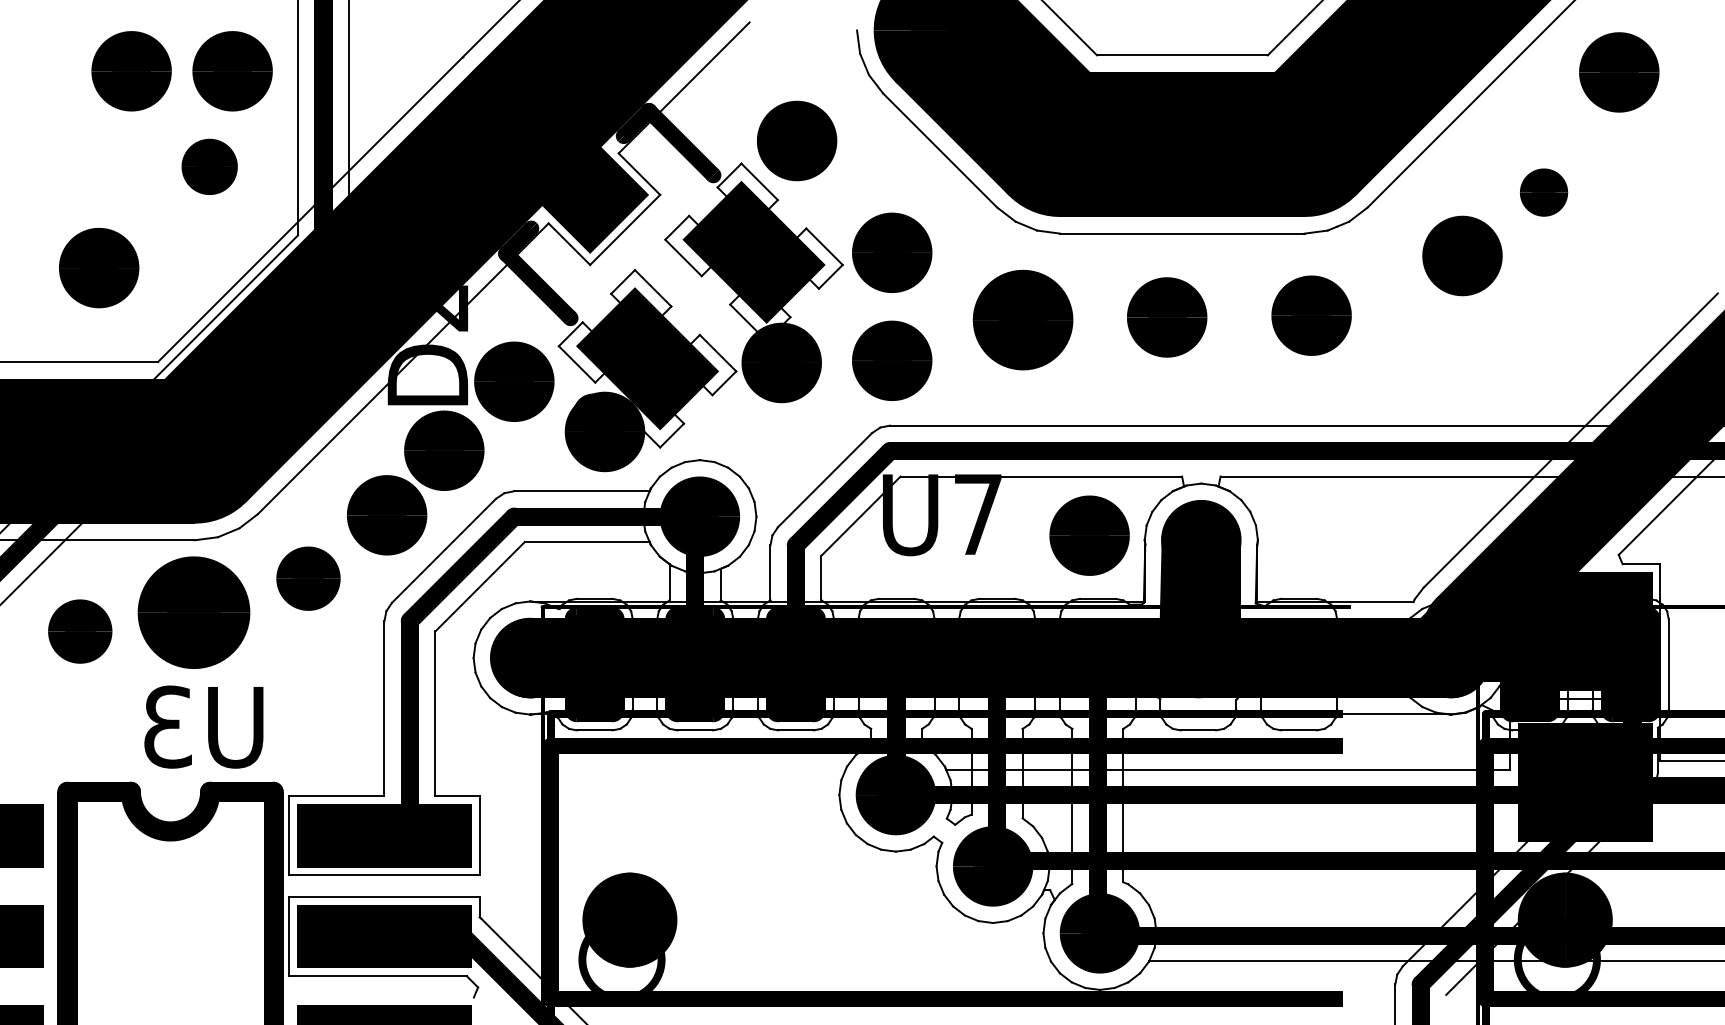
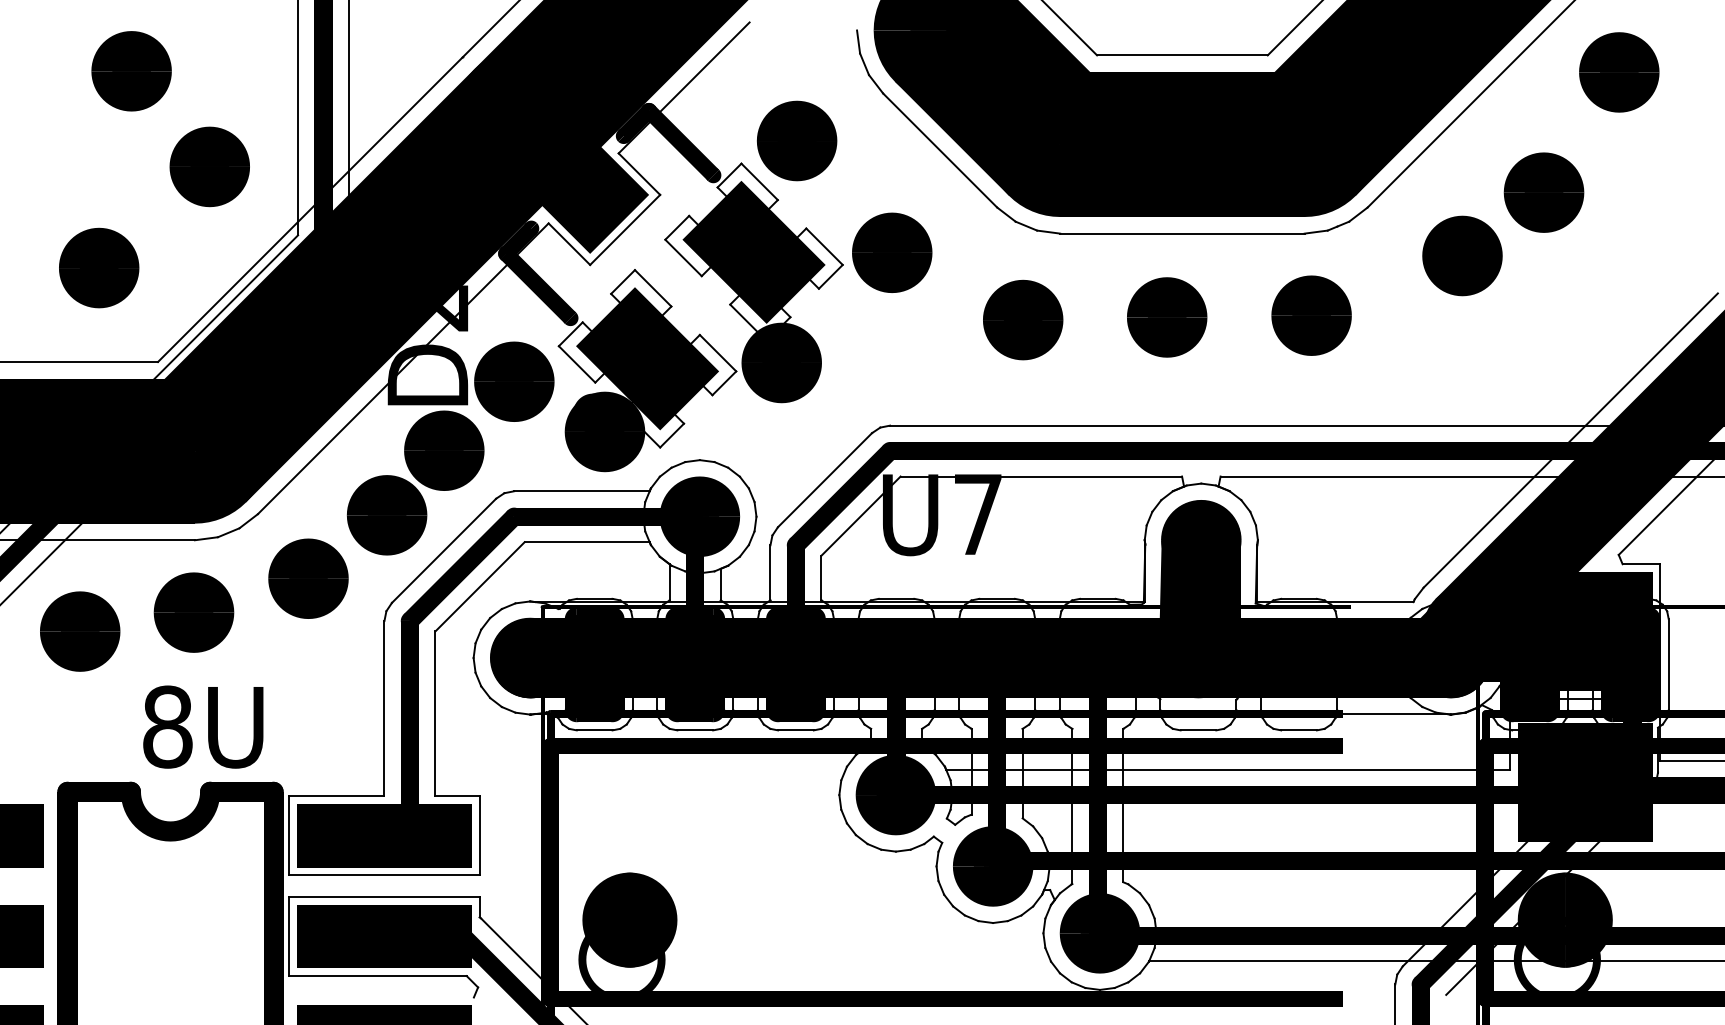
part: present -> none (232, 71)
part size: 57x57 px -> 81x82 px (209, 166)
part size: 49x49 px -> 82x81 px (1543, 192)
part size: 102x102 px -> 81x82 px (1023, 319)
part: present -> none (892, 360)
part: present -> none (1089, 535)
part size: 65x65 px -> 81x81 px (308, 578)
part size: 114x113 px -> 82x81 px (193, 612)
part size: 65x65 px -> 81x81 px (80, 631)
text: U3 -> U8 (167, 726)
